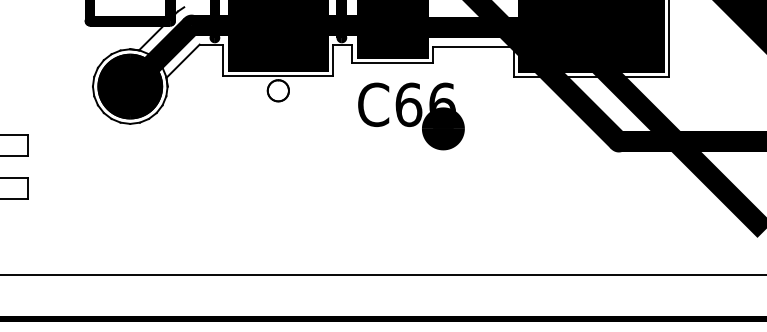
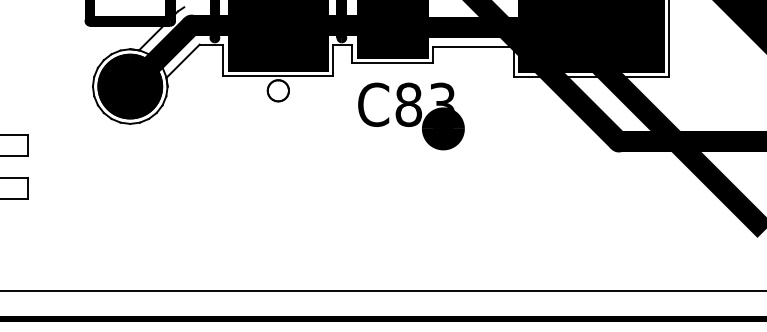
text: C66 -> C83 (425, 104)
line position: (382, 275) -> (382, 291) (382, 291)
